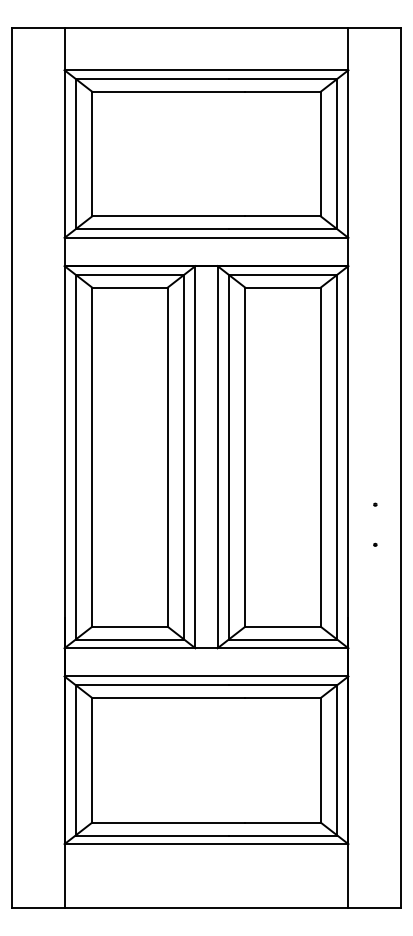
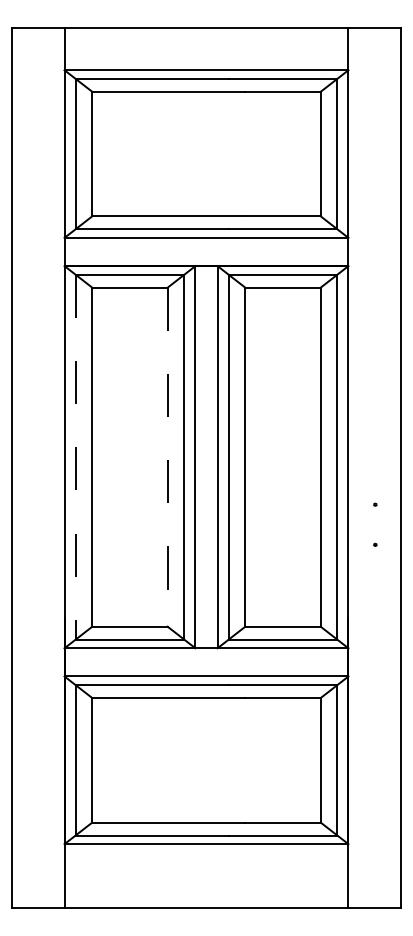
line: solid -> dashed (75, 457)
line: solid -> dashed (167, 457)
